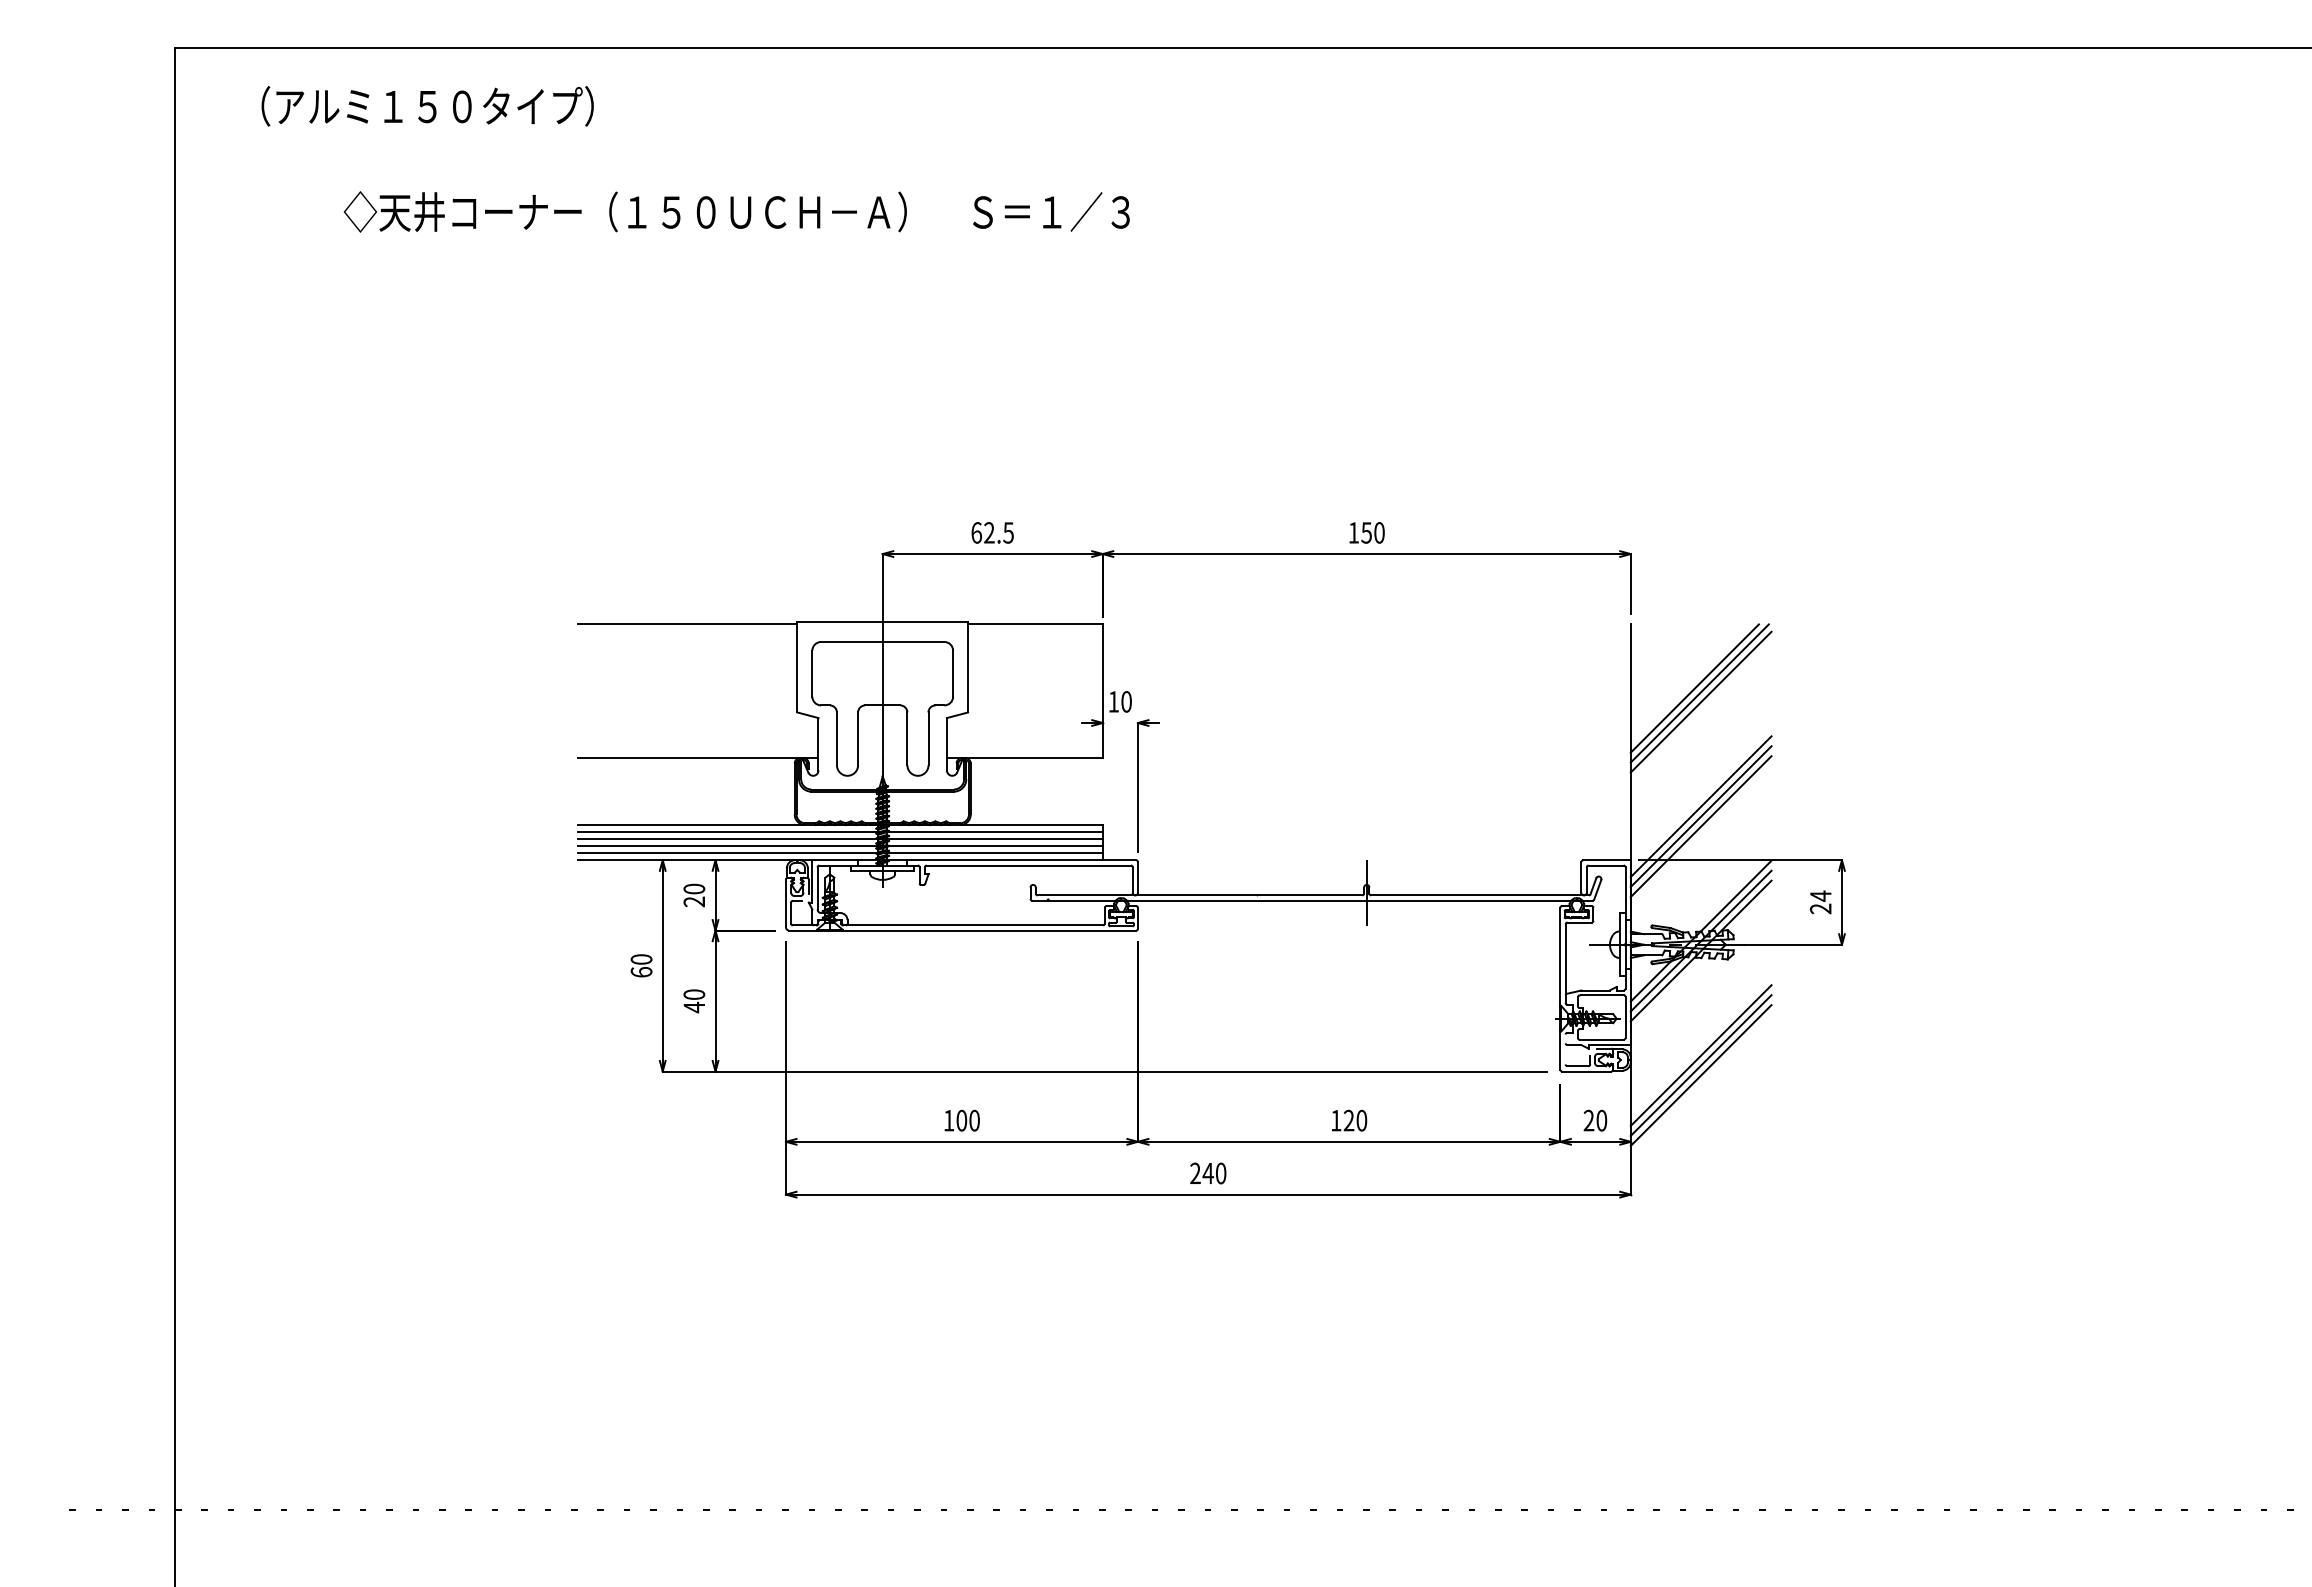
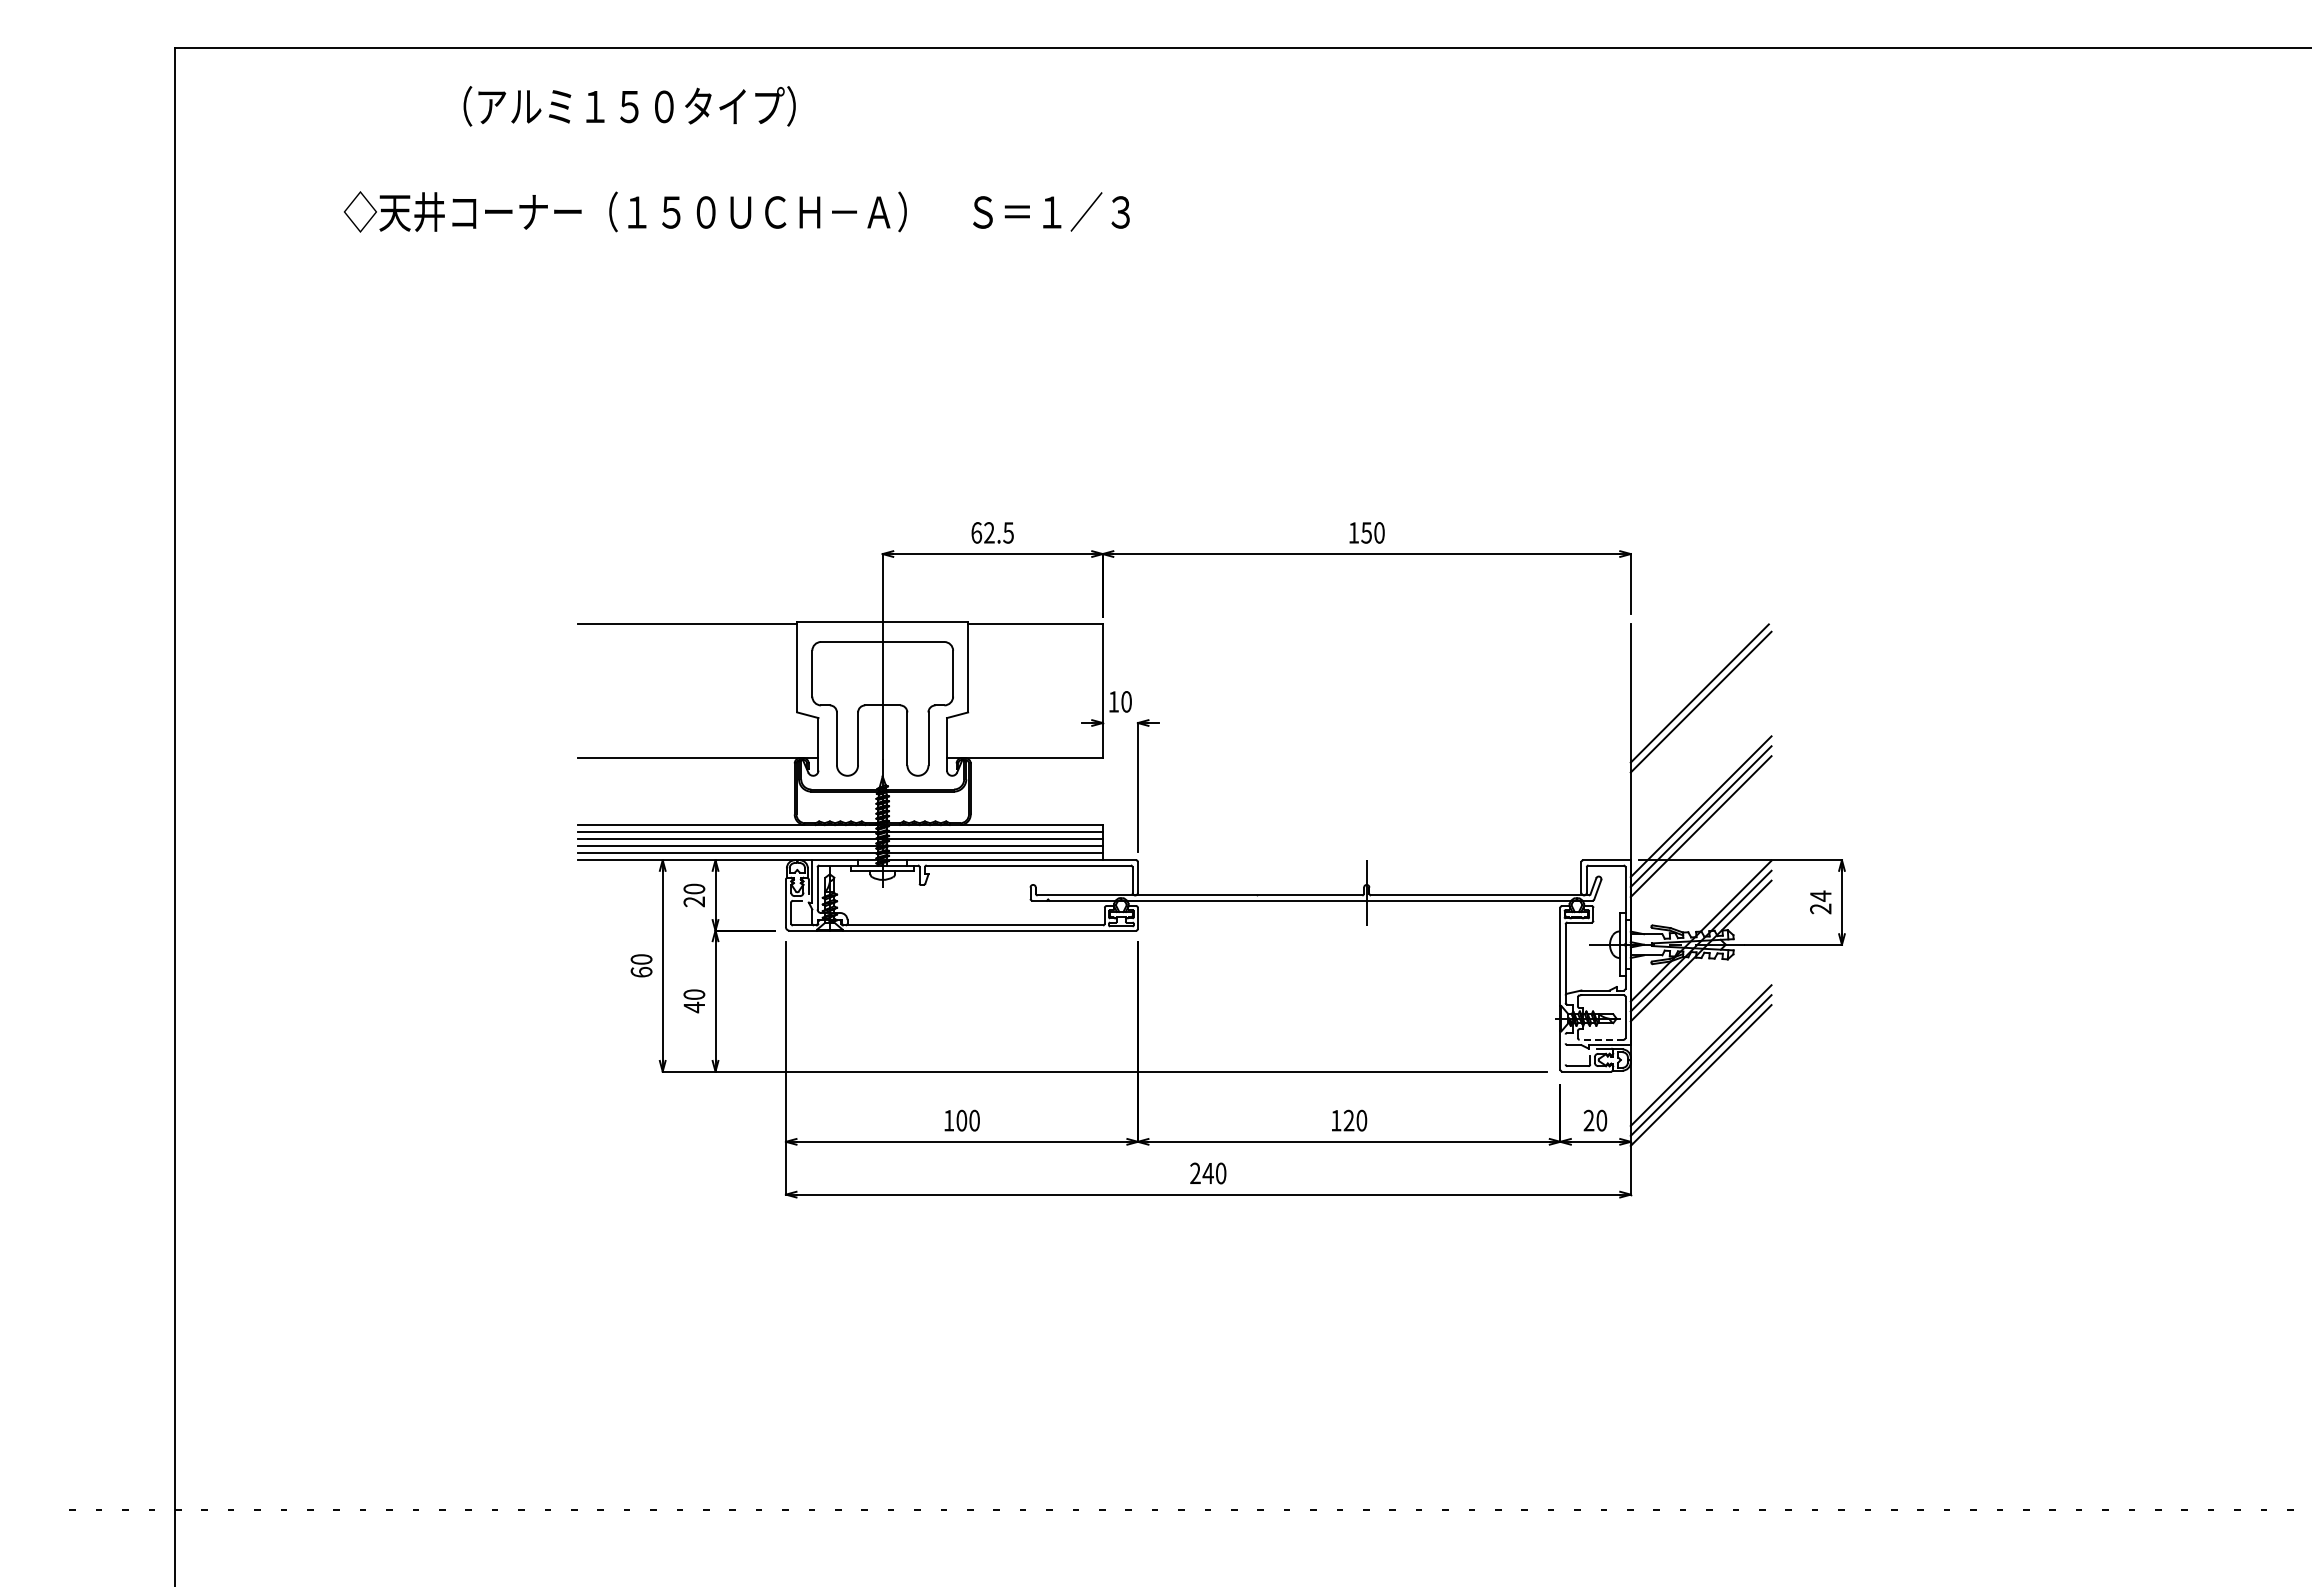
text position: (427, 106) -> (629, 106) (629, 106)
line: present -> none (1694, 688)
line: solid -> dashed (1601, 1039)
